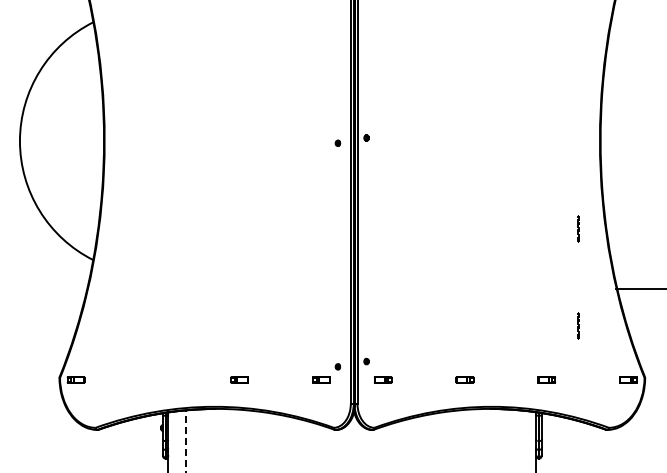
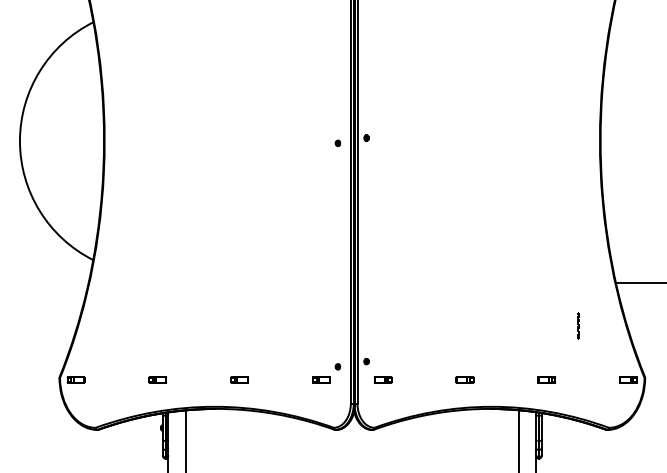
line: present -> none (578, 228)
line position: (639, 288) -> (639, 282) (639, 282)
part: none -> present (157, 379)
line: none -> present (518, 439)
line: dashed -> solid (185, 441)
